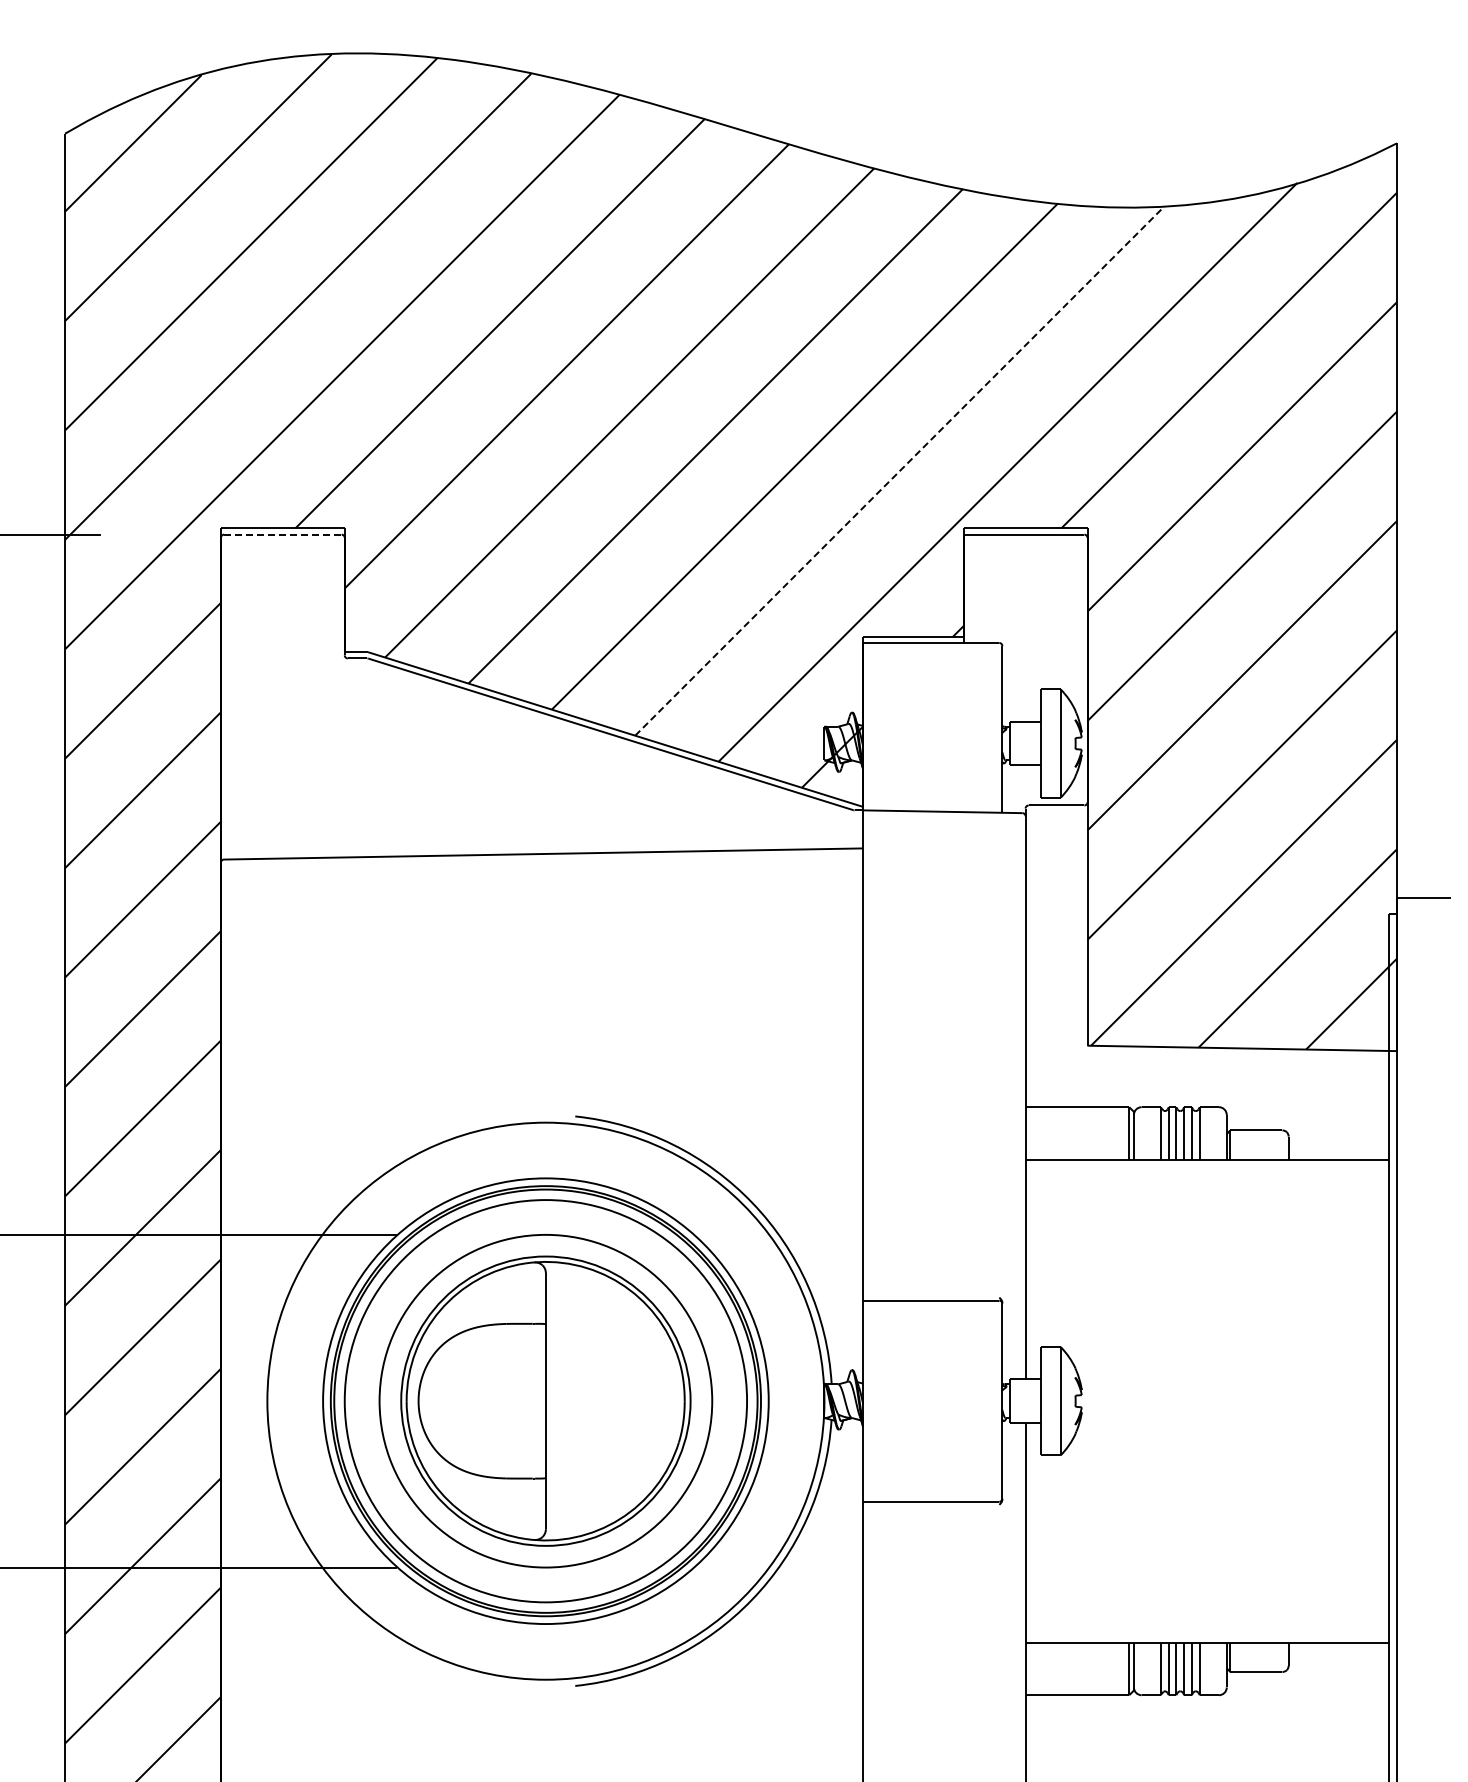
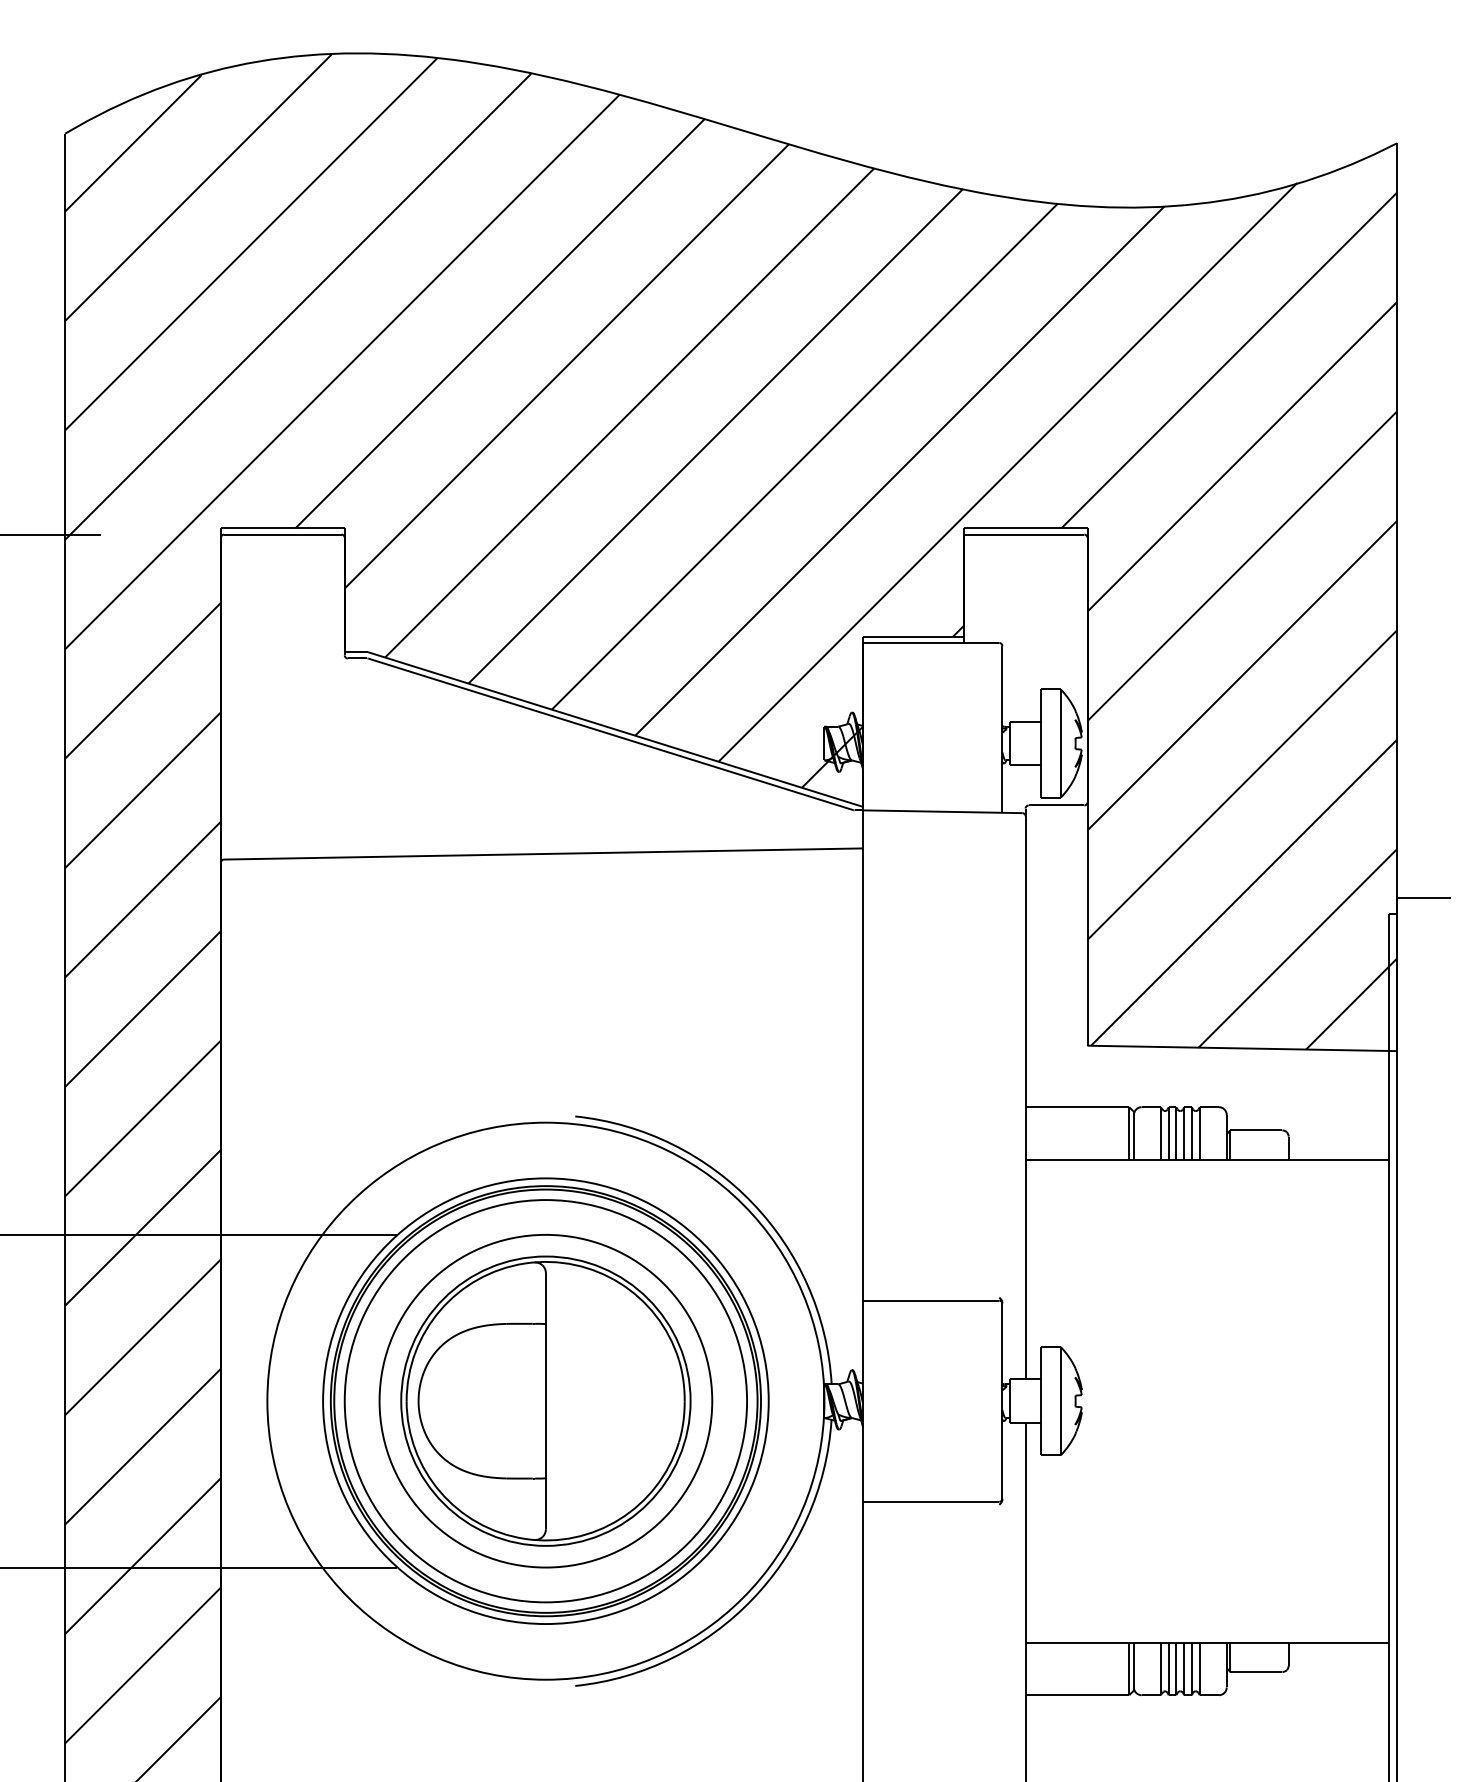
line: dashed -> solid (900, 470)
line: dashed -> solid (282, 534)
